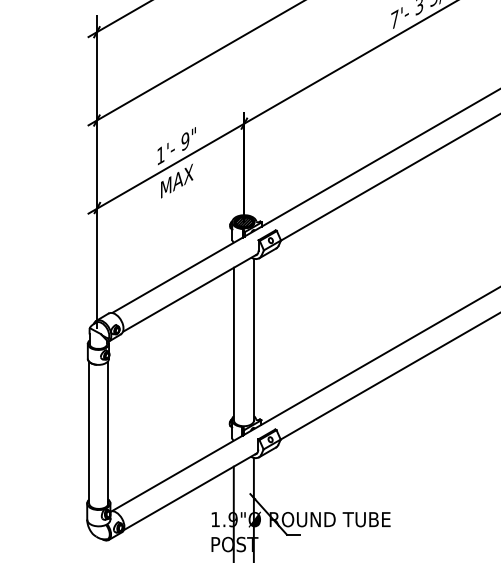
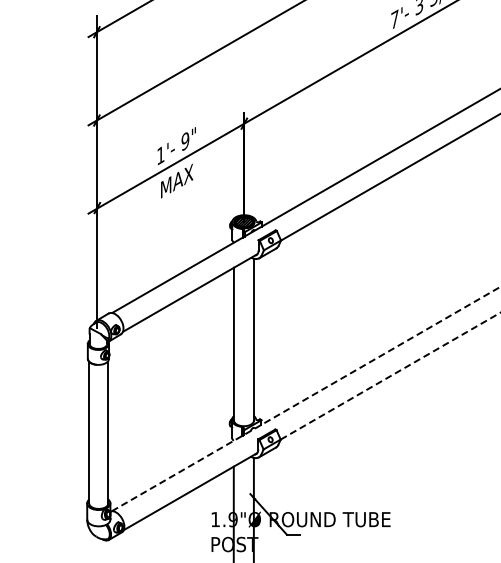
line: solid -> dashed (390, 376)
line: solid -> dashed (306, 398)
